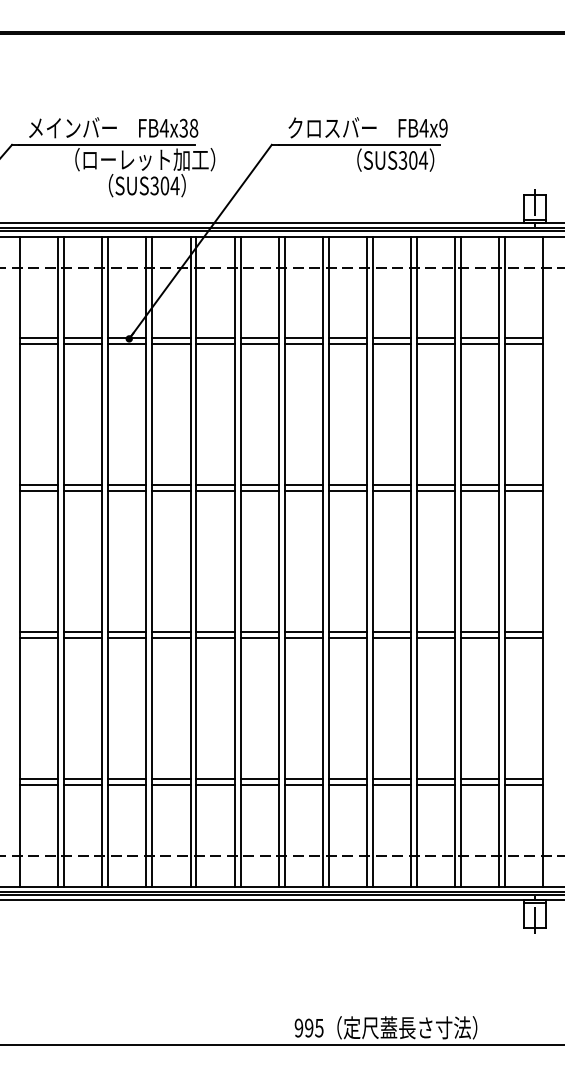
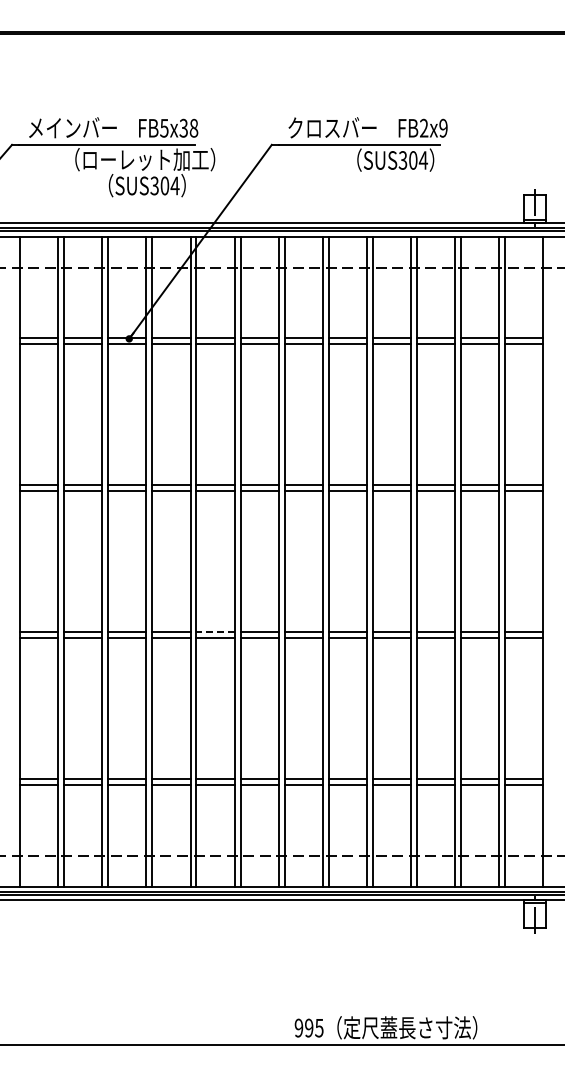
text: FB4x9 -> FB2x9 (423, 127)
text: FB4x38 -> FB5x38 (163, 128)
line: solid -> dashed (215, 632)
